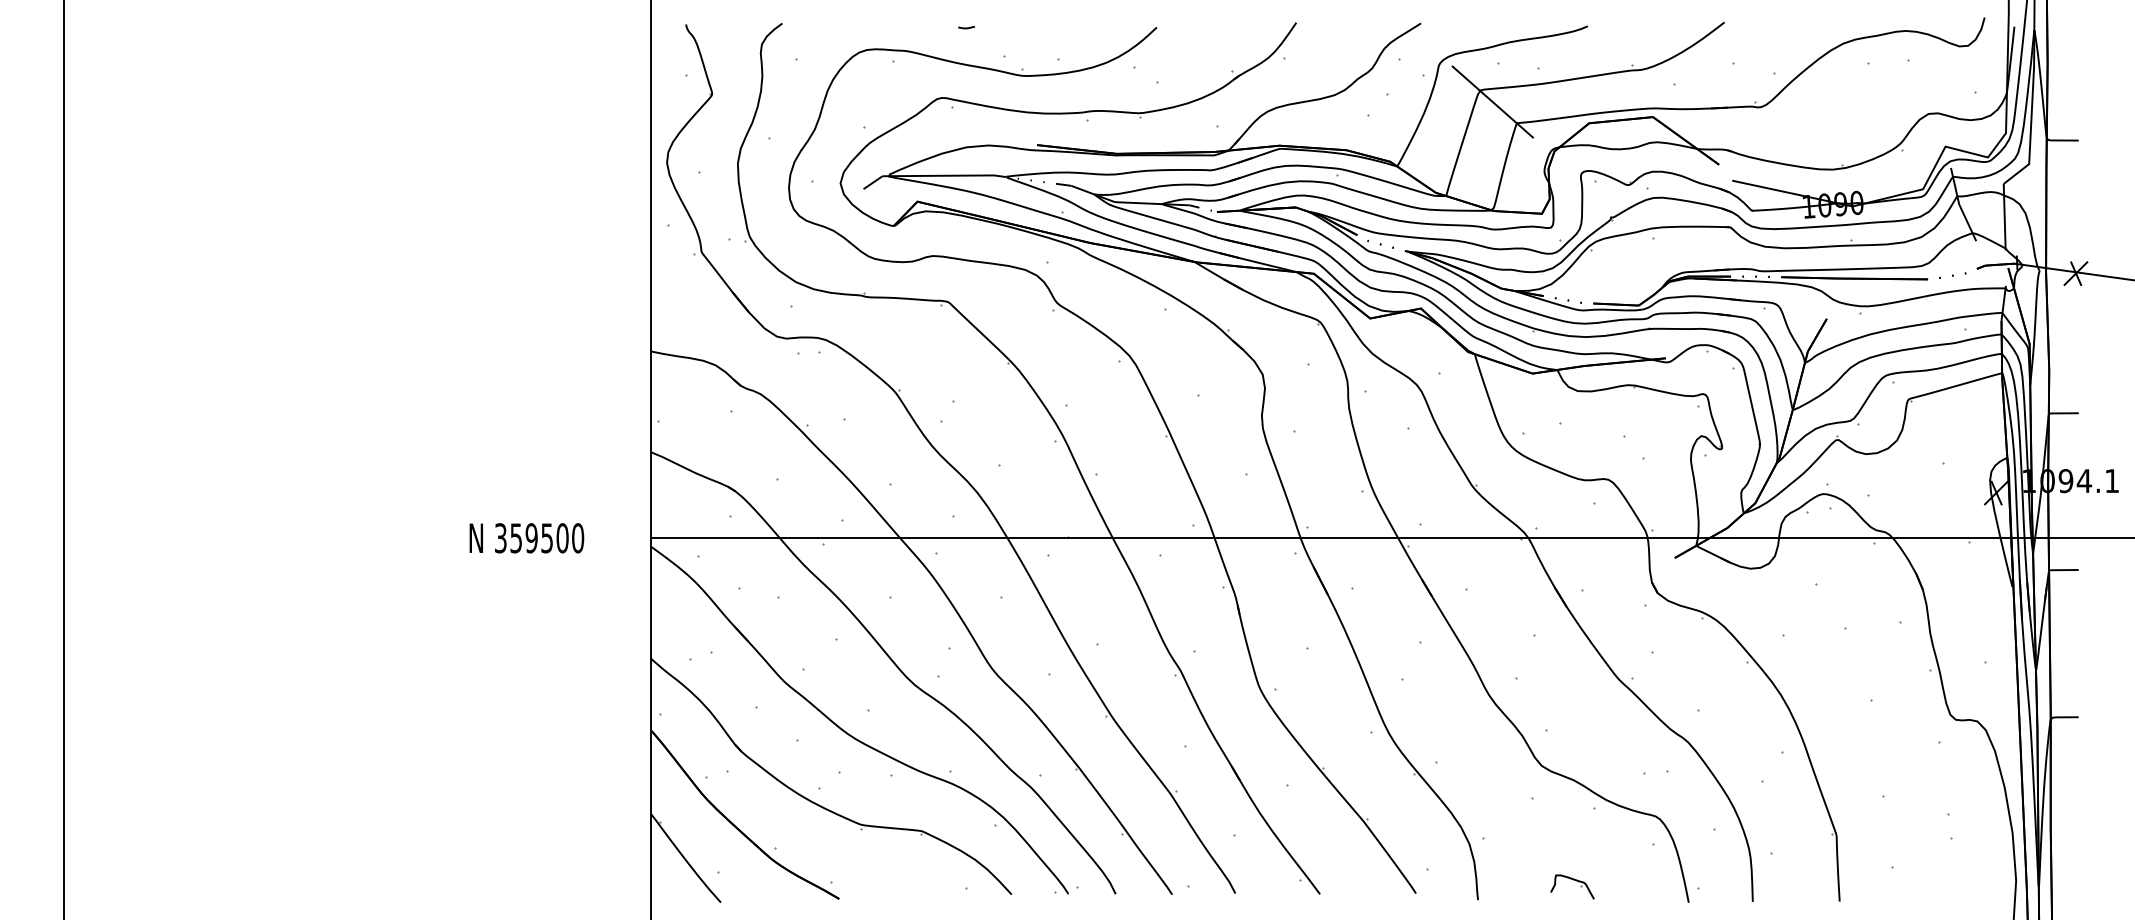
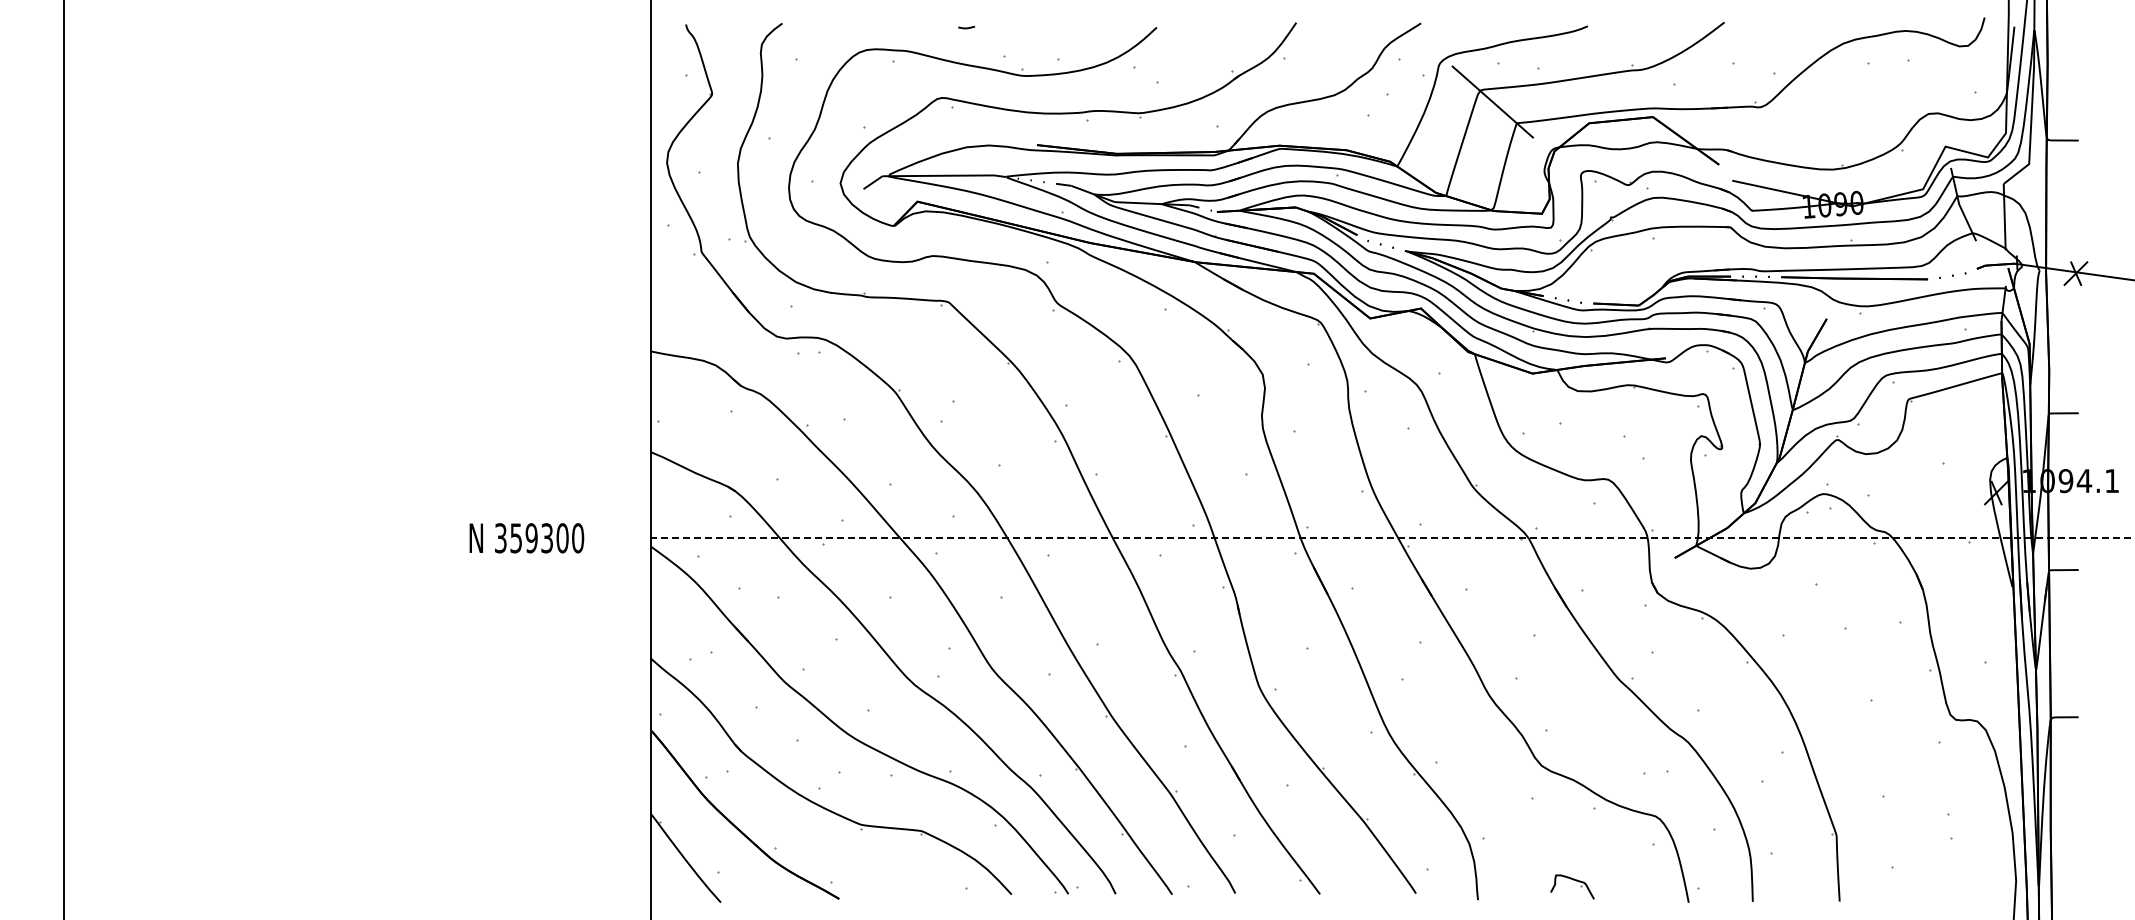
text: 359500 -> 359300 (546, 537)
line: solid -> dashed (1393, 538)
